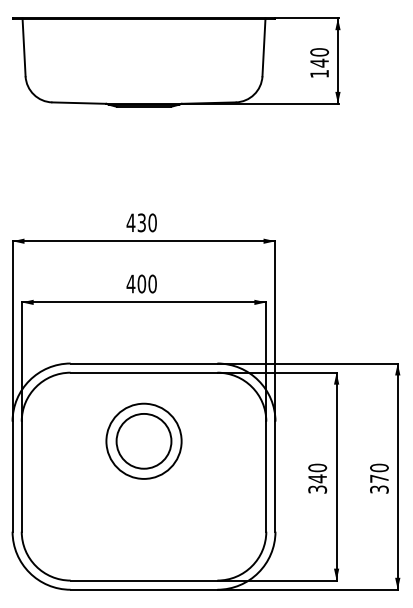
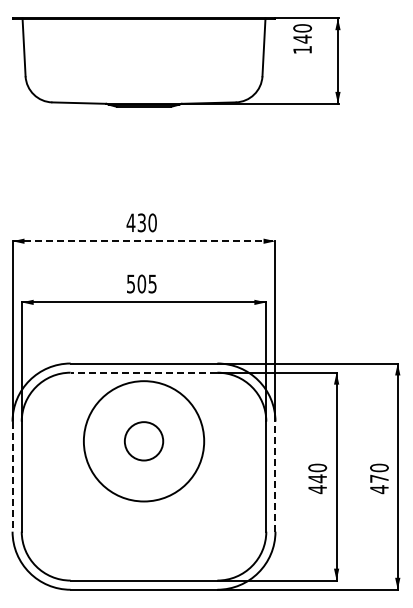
text position: (319, 62) -> (302, 38) (302, 38)
line: solid -> dashed (144, 241)
text: 400 -> 505 (141, 283)
line: solid -> dashed (143, 372)
circle diameter: 55 px -> 38 px (143, 441)
circle diameter: 75 px -> 120 px (143, 441)
line: solid -> dashed (275, 476)
line: solid -> dashed (12, 477)
text: 340 -> 440 (317, 489)
text: 370 -> 470 (379, 489)
